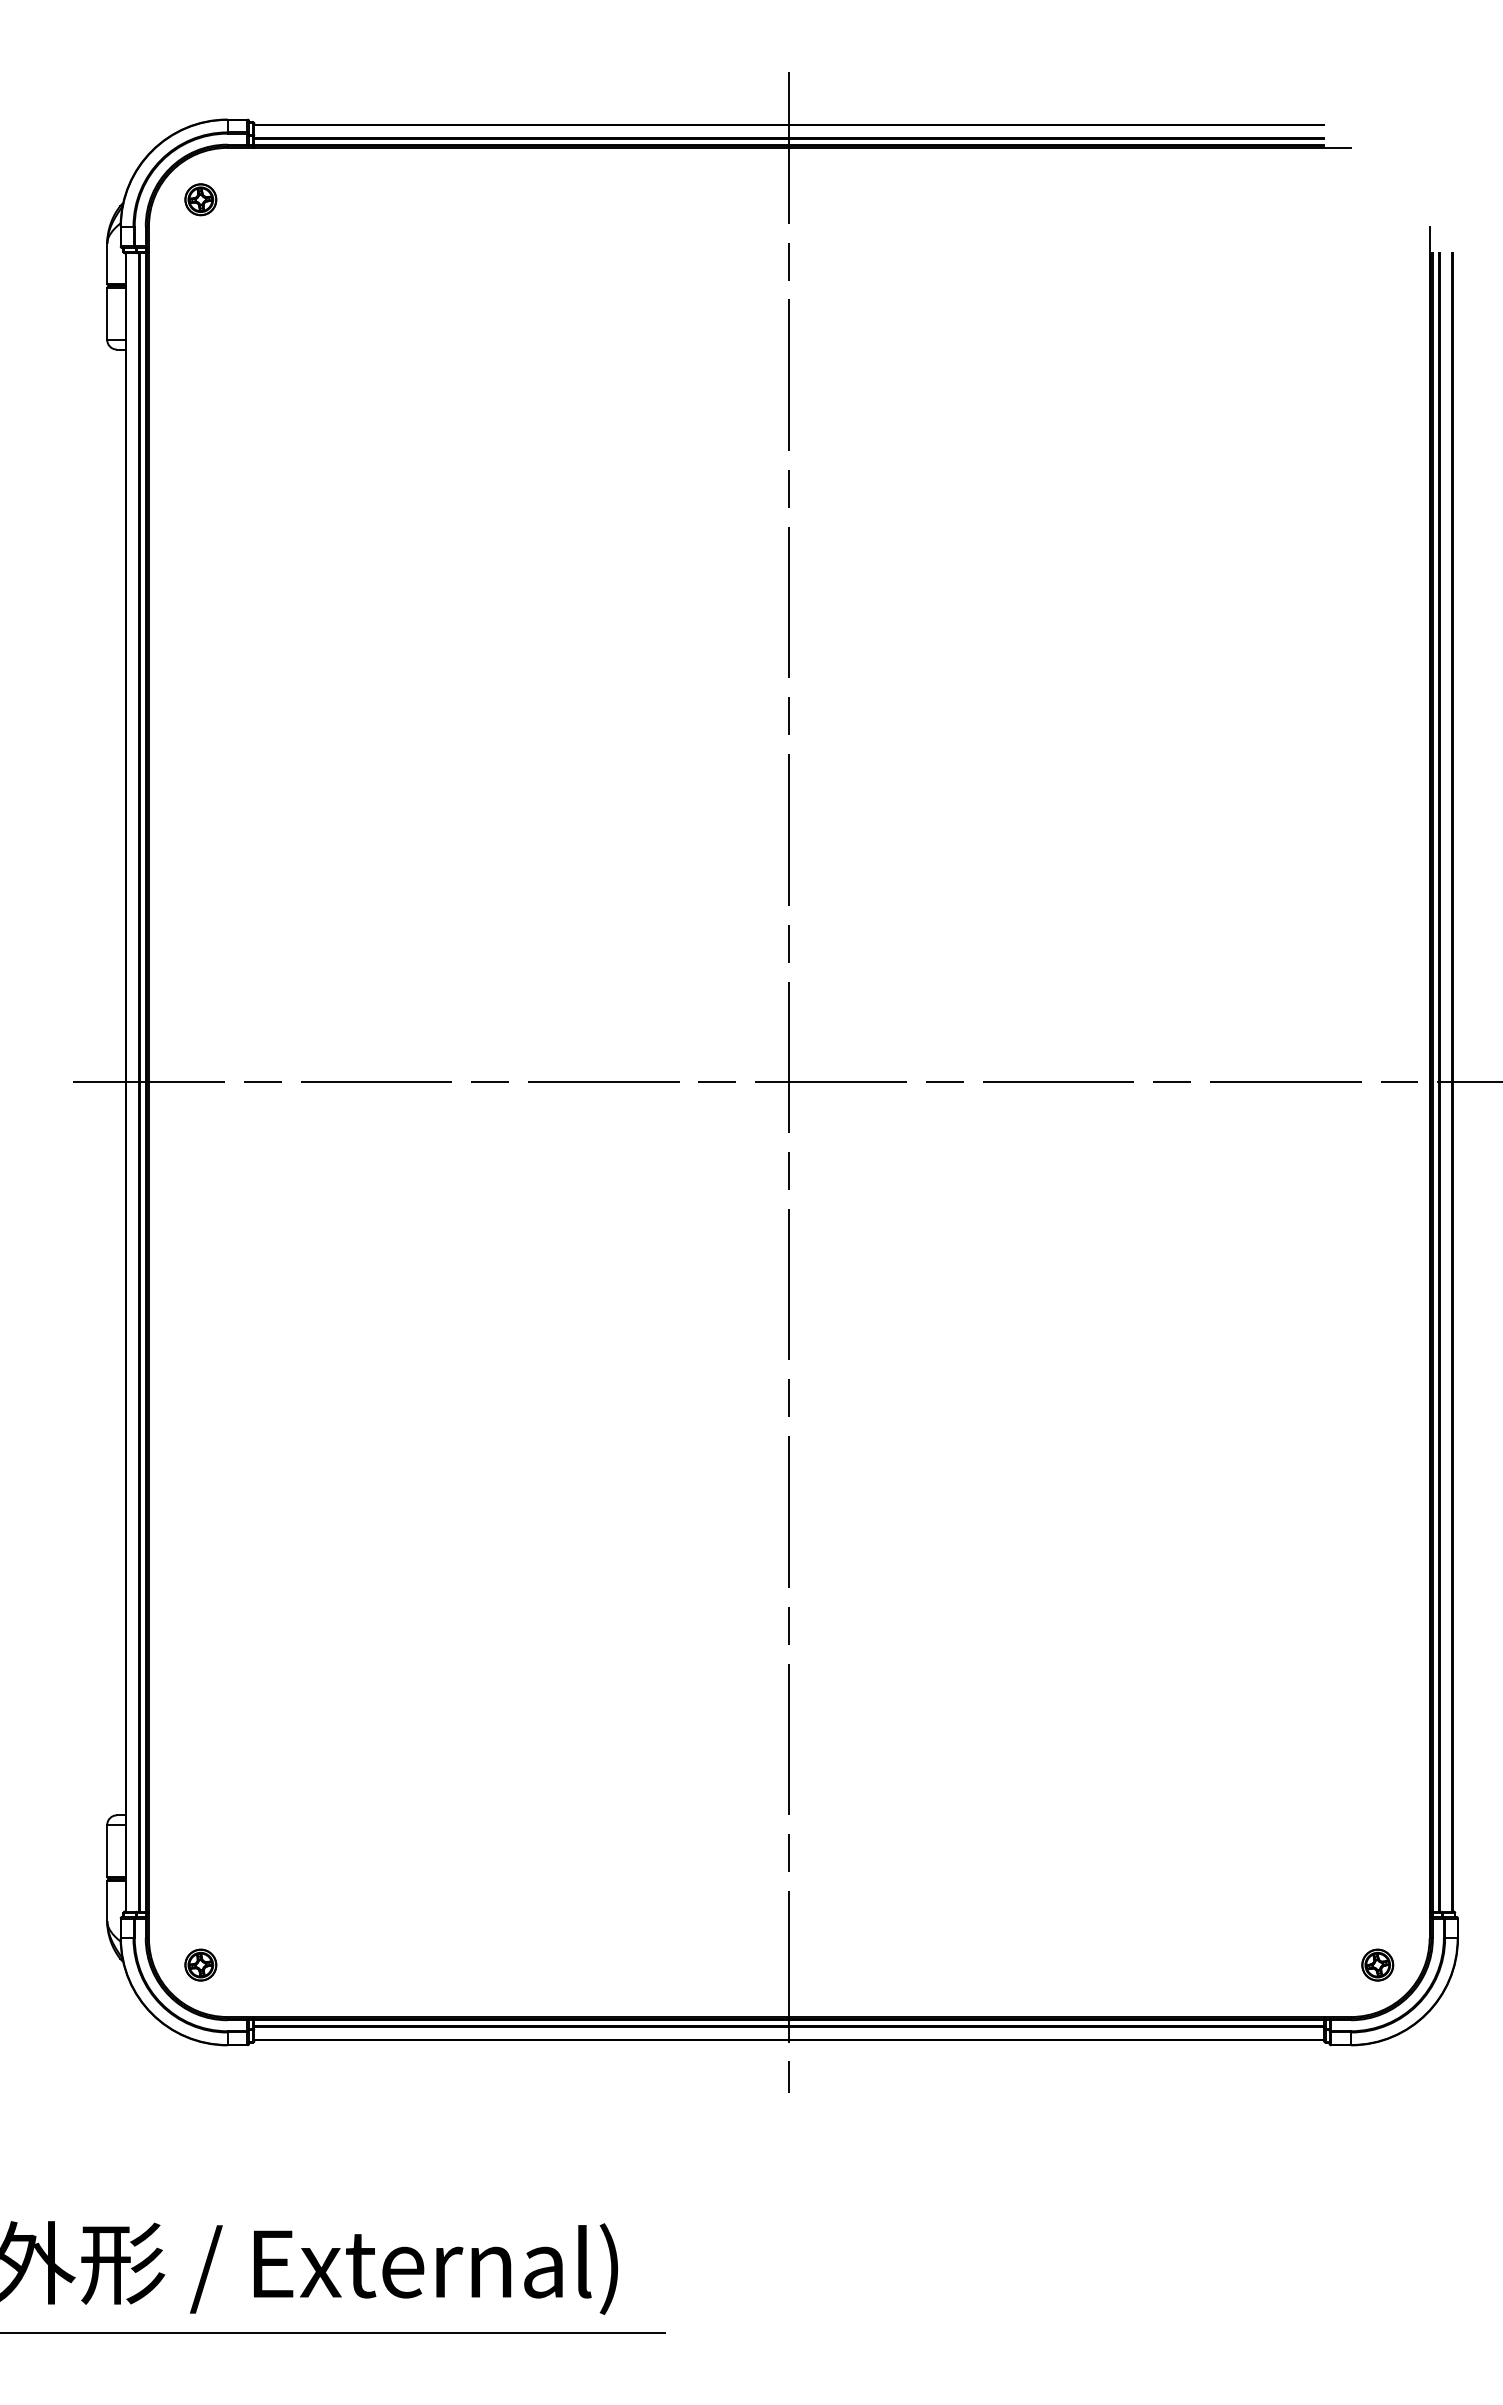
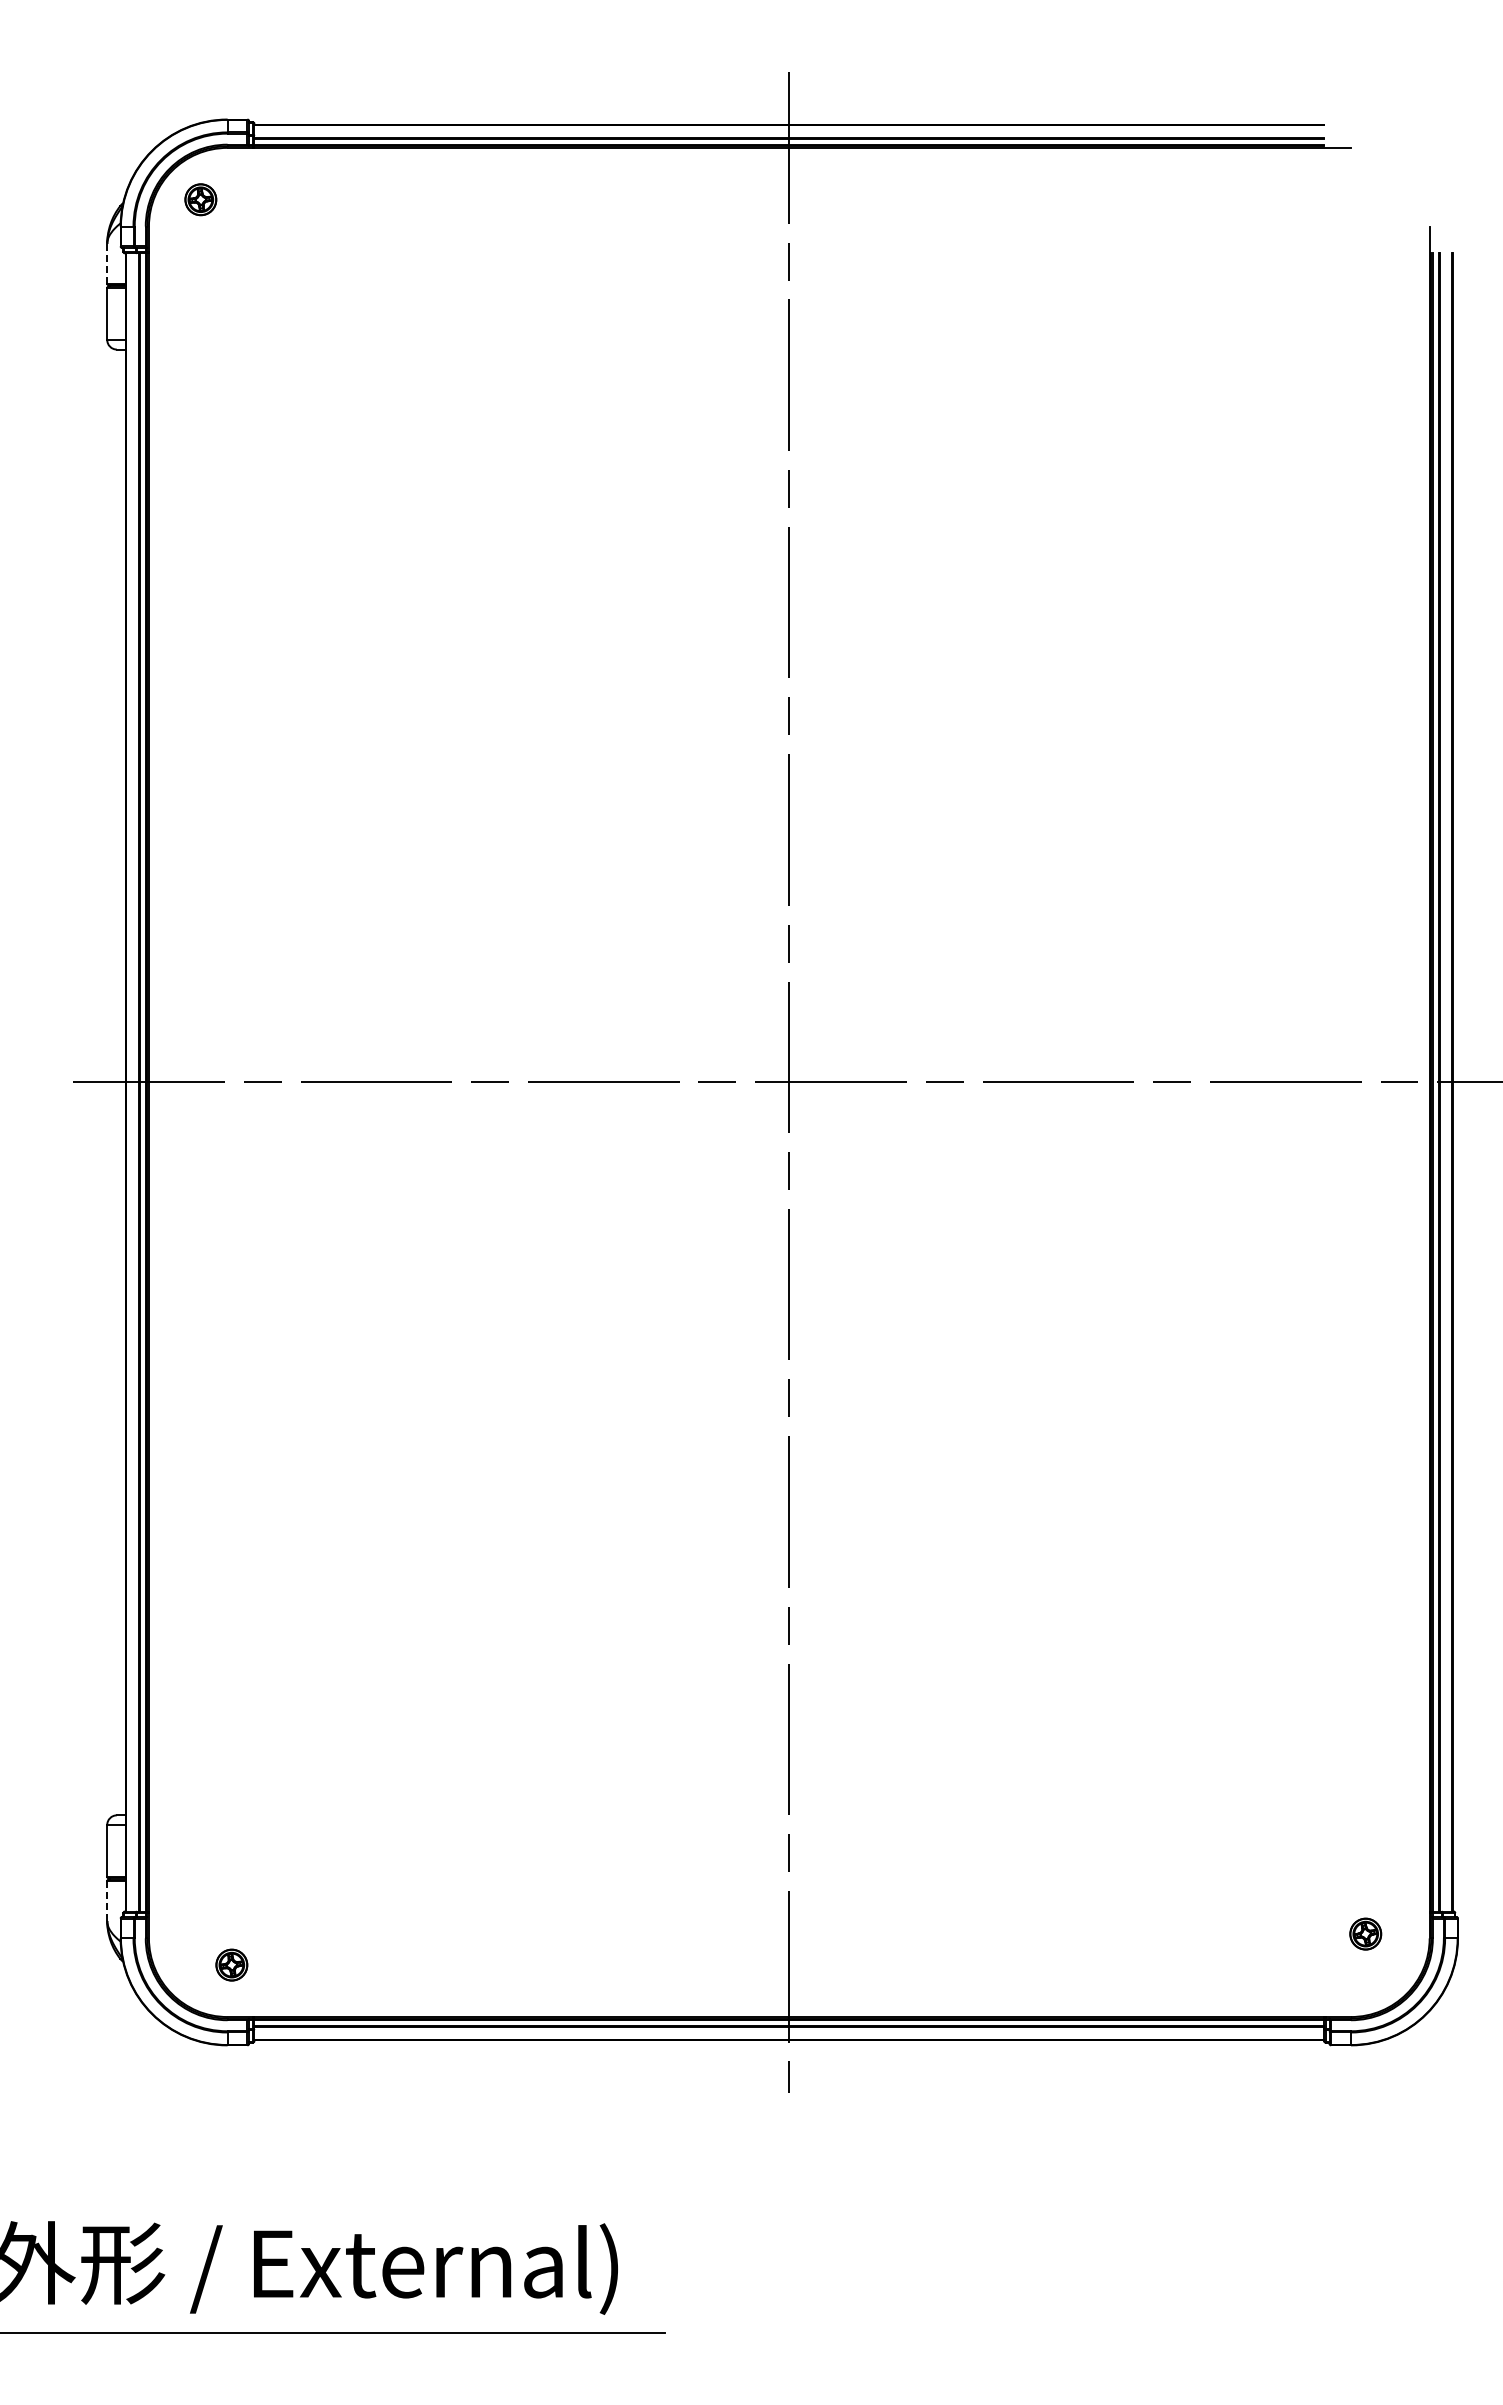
line: solid -> dashed (107, 263)
line: solid -> dashed (107, 1901)
part position: (200, 1964) -> (231, 1964) (231, 1964)
part position: (1377, 1964) -> (1365, 1933) (1365, 1933)
